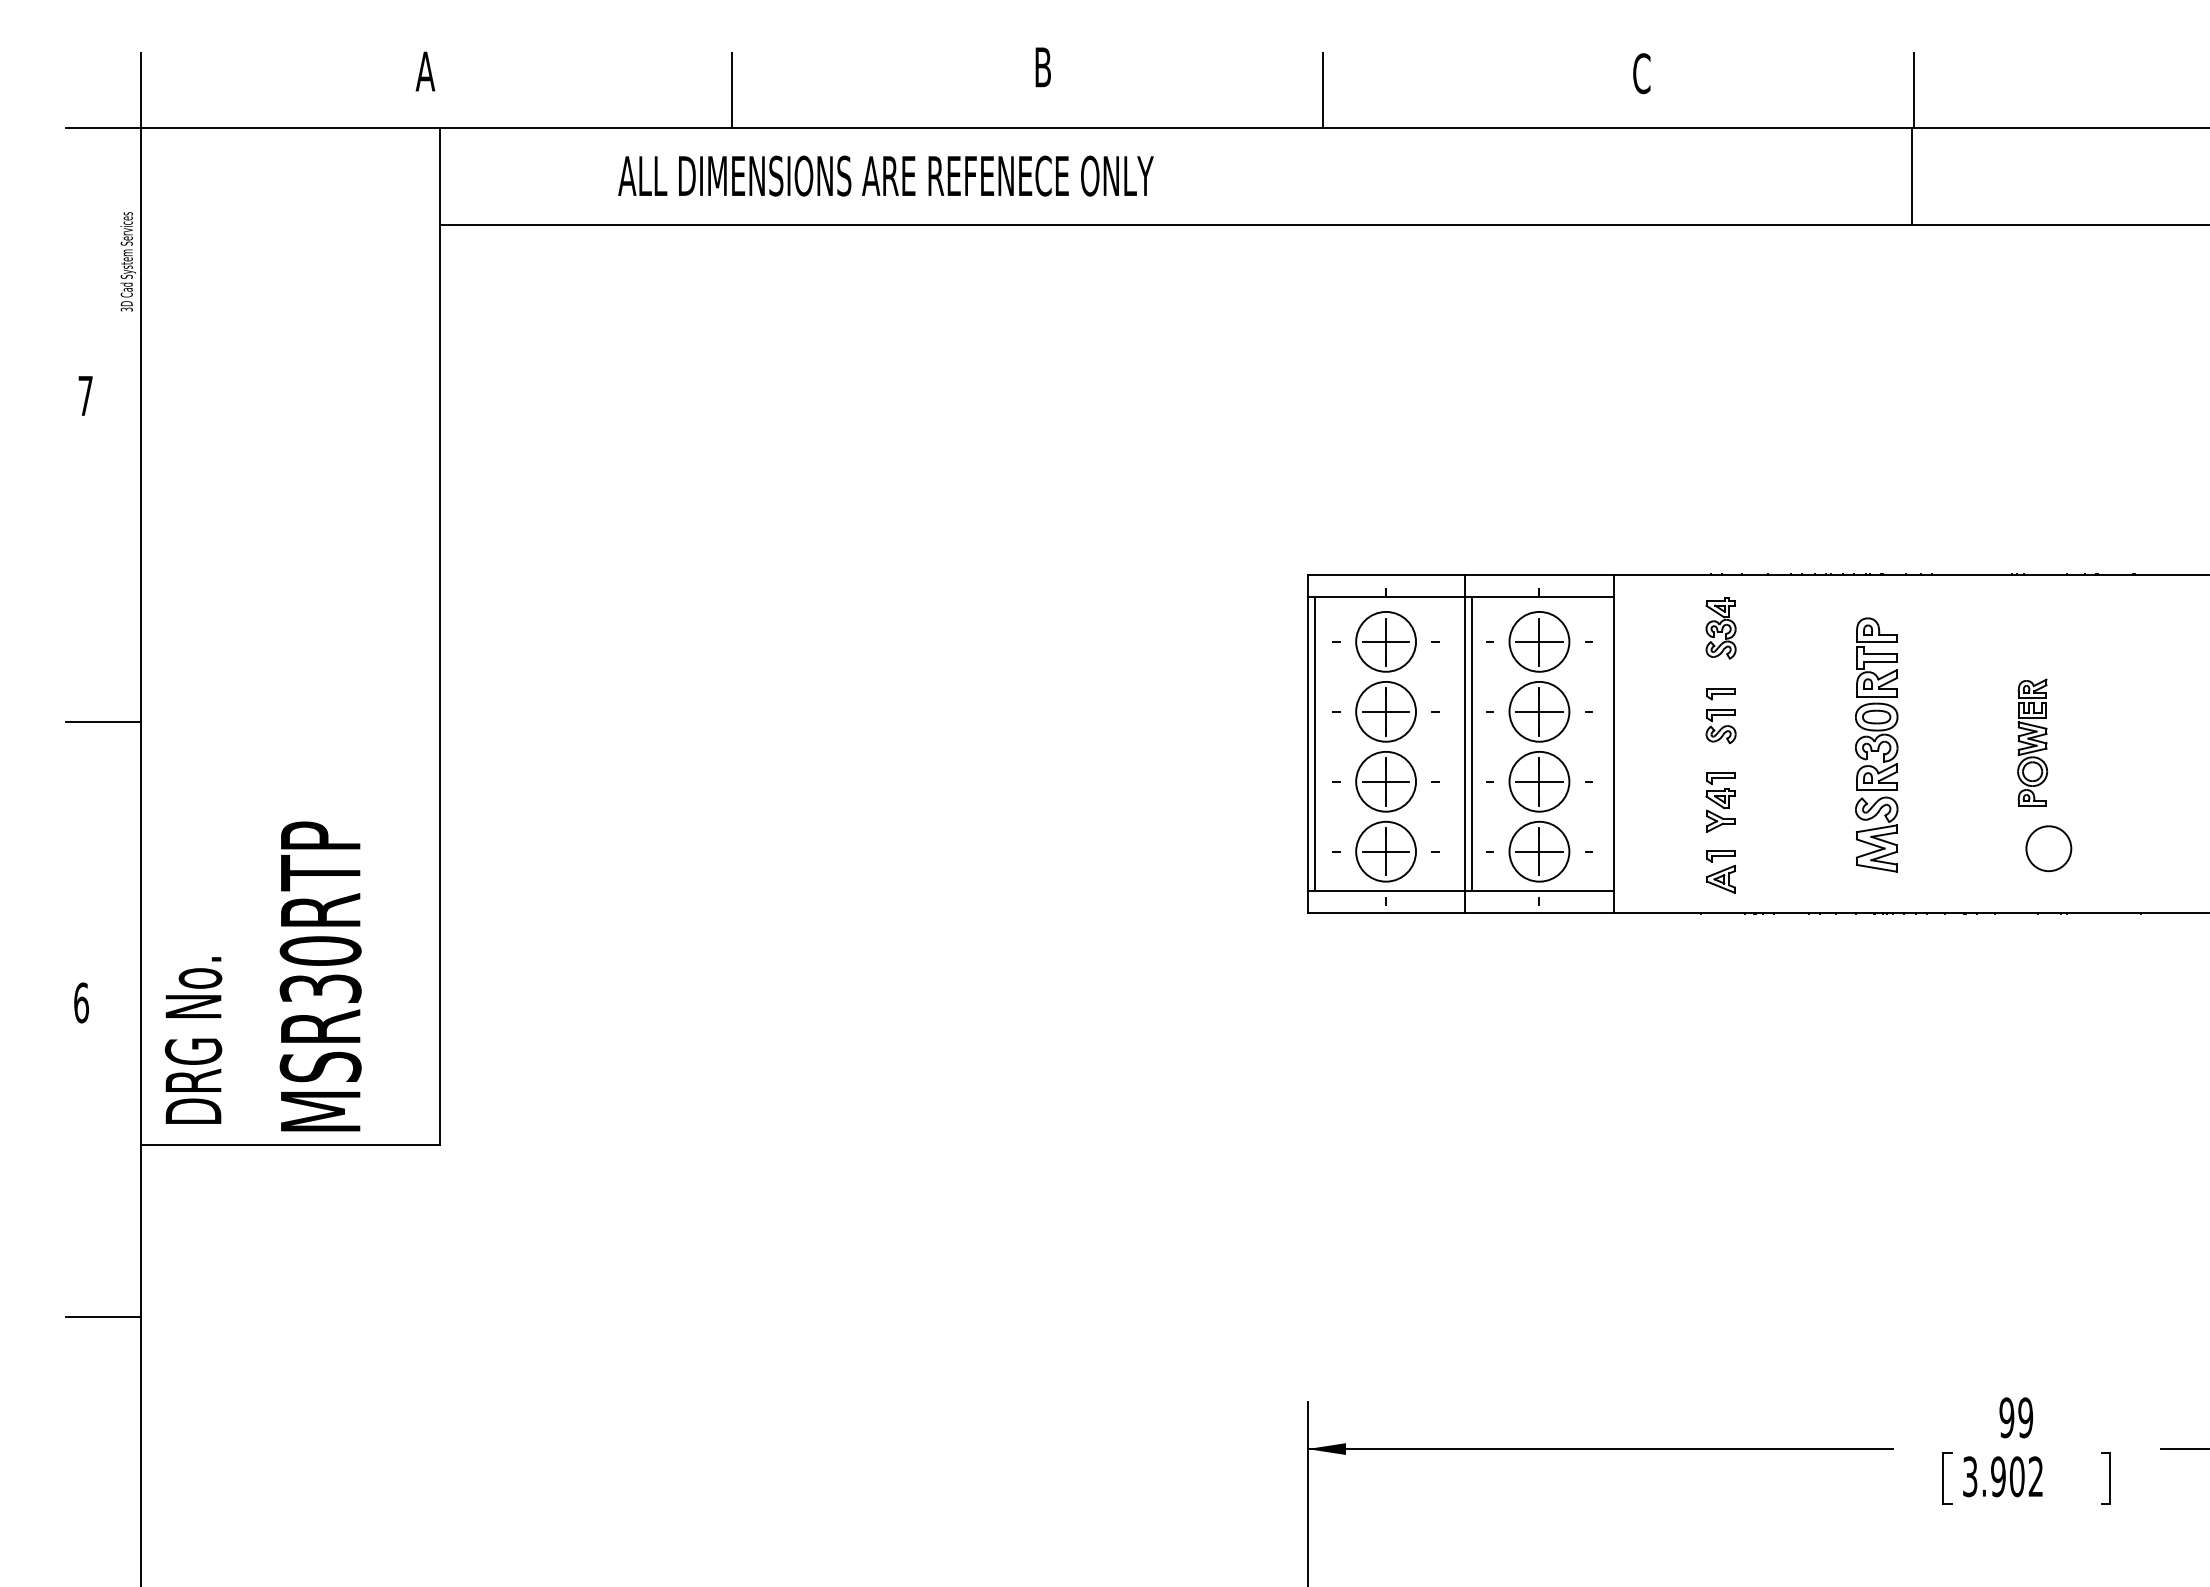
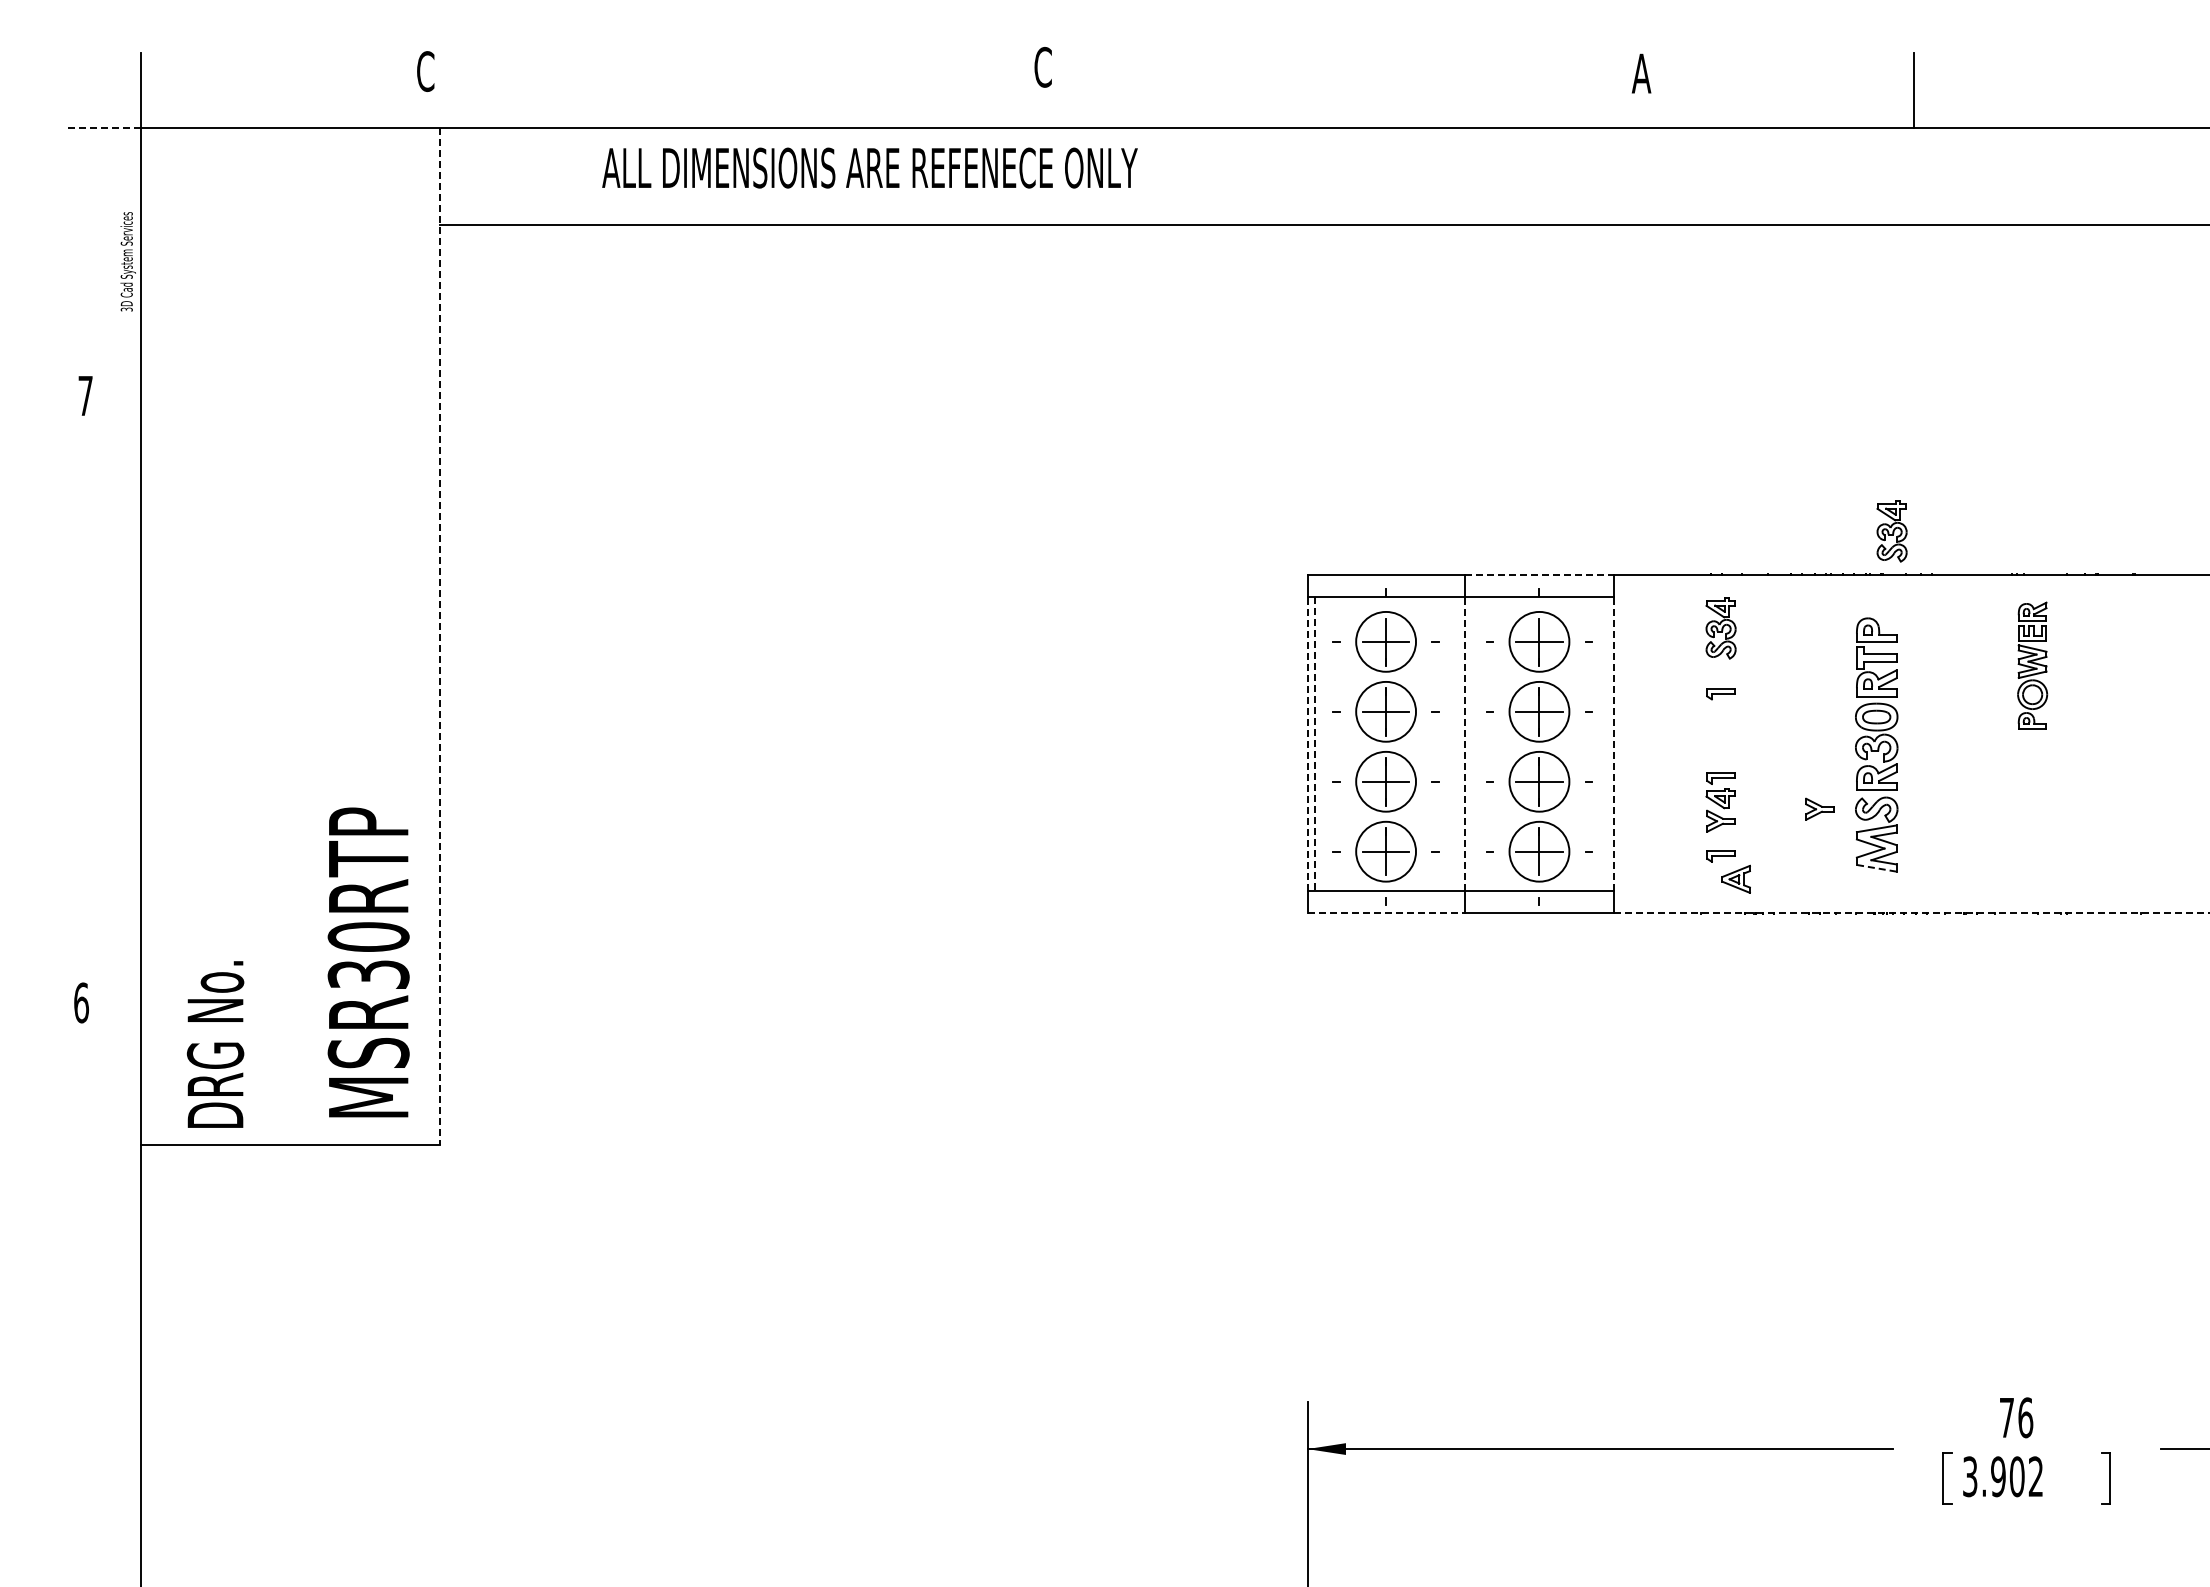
text: B -> C (1042, 66)
text: A -> C (425, 71)
text: C -> A (1641, 73)
line: present -> none (732, 90)
line: present -> none (1323, 90)
line: solid -> dashed (103, 128)
text position: (885, 175) -> (869, 167) (869, 167)
line: present -> none (1911, 176)
part: none -> present (1891, 531)
line: solid -> dashed (1539, 574)
line: solid -> dashed (440, 637)
line: present -> none (103, 722)
part: present -> none (1720, 726)
part position: (2032, 742) -> (2032, 665) (2032, 665)
line: solid -> dashed (1307, 743)
line: solid -> dashed (1464, 743)
line: solid -> dashed (1614, 743)
line: solid -> dashed (1315, 744)
line: present -> none (1472, 744)
part: none -> present (1819, 808)
circle: present -> none (2048, 848)
line: solid -> dashed (1876, 868)
part position: (1720, 878) -> (1735, 878) (1735, 878)
line: solid -> dashed (1386, 913)
line: solid -> dashed (1912, 913)
text position: (320, 976) -> (368, 962) (368, 962)
text position: (193, 1040) -> (215, 1044) (215, 1044)
line: present -> none (103, 1316)
text: 99 -> 76 (2016, 1417)
